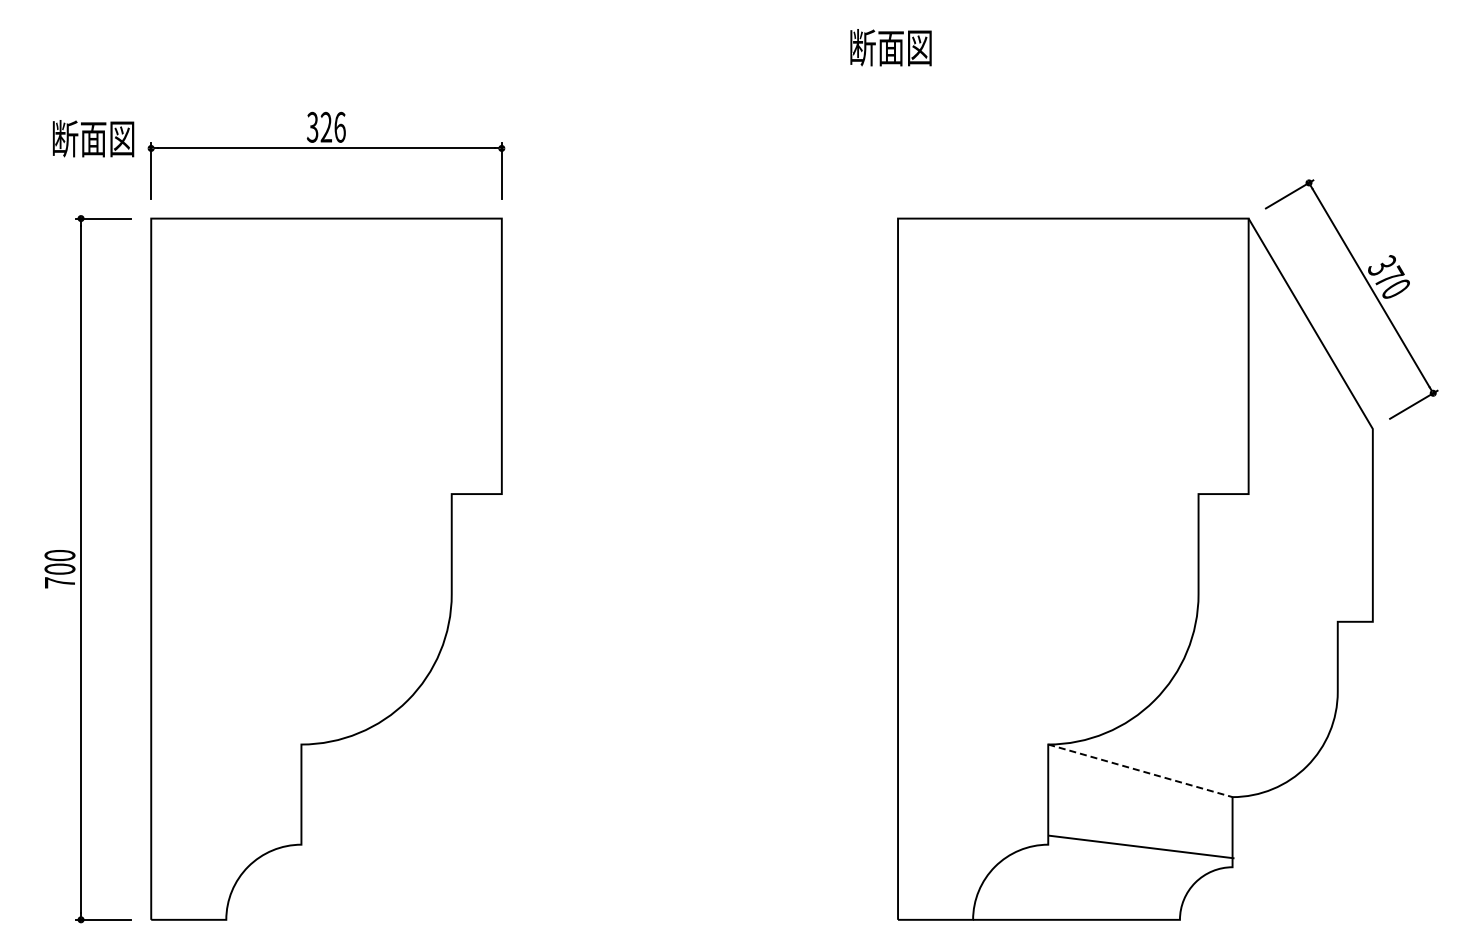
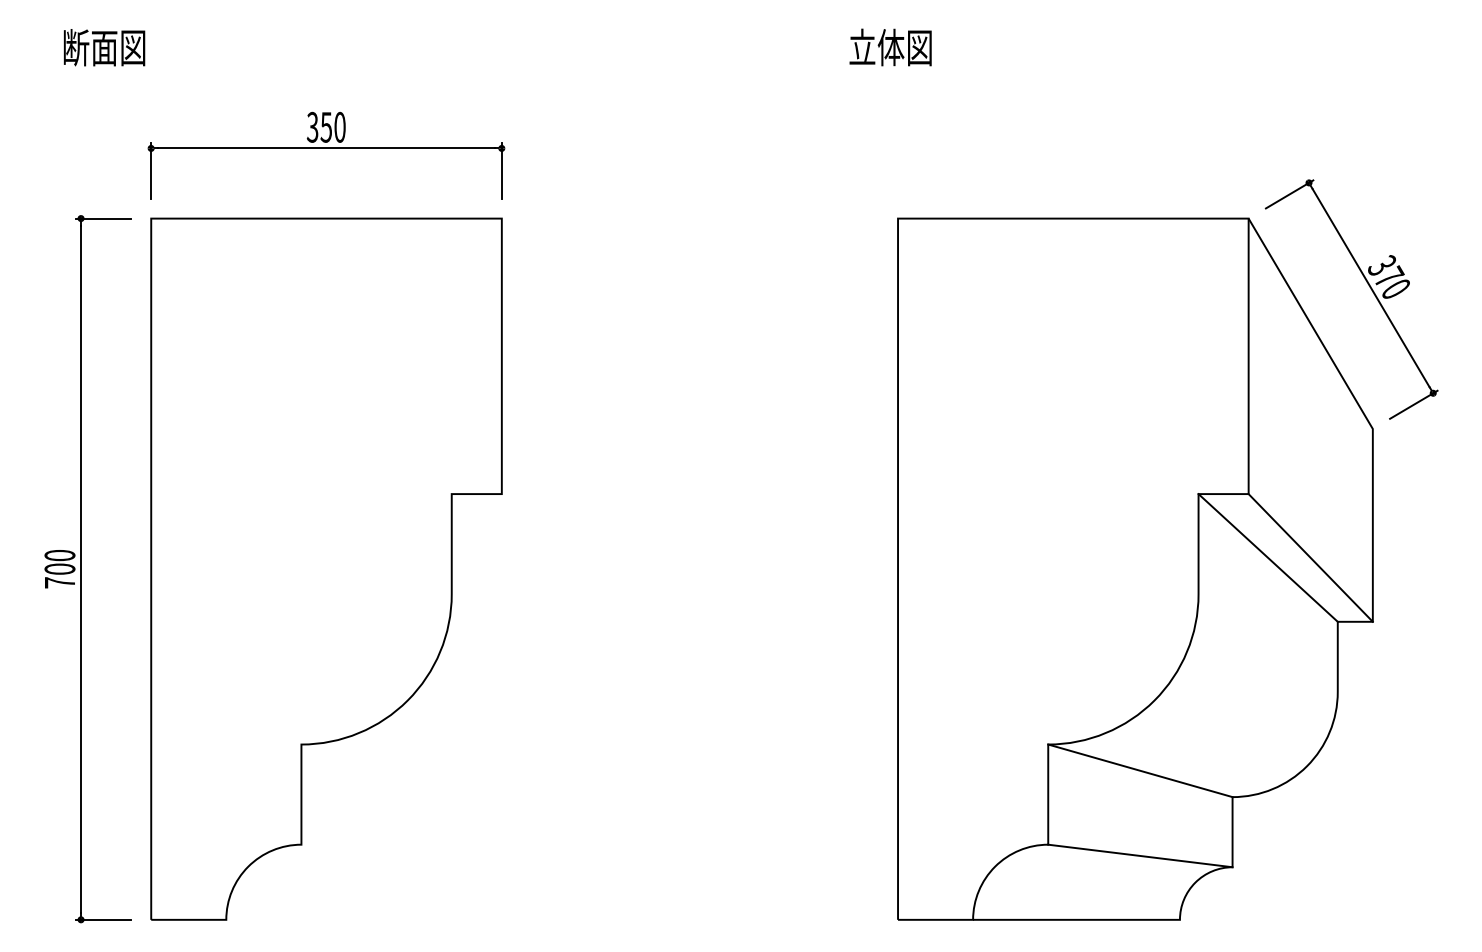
text: 断面図 -> 立体図 (876, 47)
text: 326 -> 350 (332, 126)
text position: (93, 138) -> (104, 47) (104, 47)
line: none -> present (1267, 557)
line: none -> present (1310, 557)
line: dashed -> solid (1140, 770)
line position: (1141, 846) -> (1140, 855) (1140, 855)
